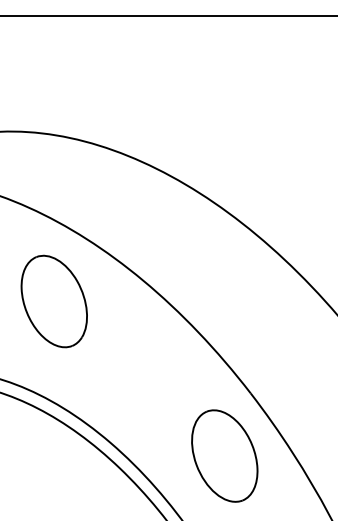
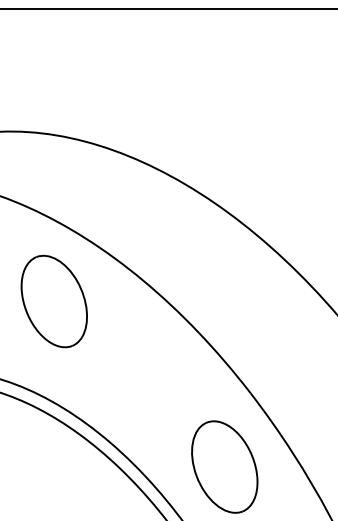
line position: (168, 15) -> (168, 8) (168, 8)
part position: (224, 455) -> (224, 466) (224, 466)
